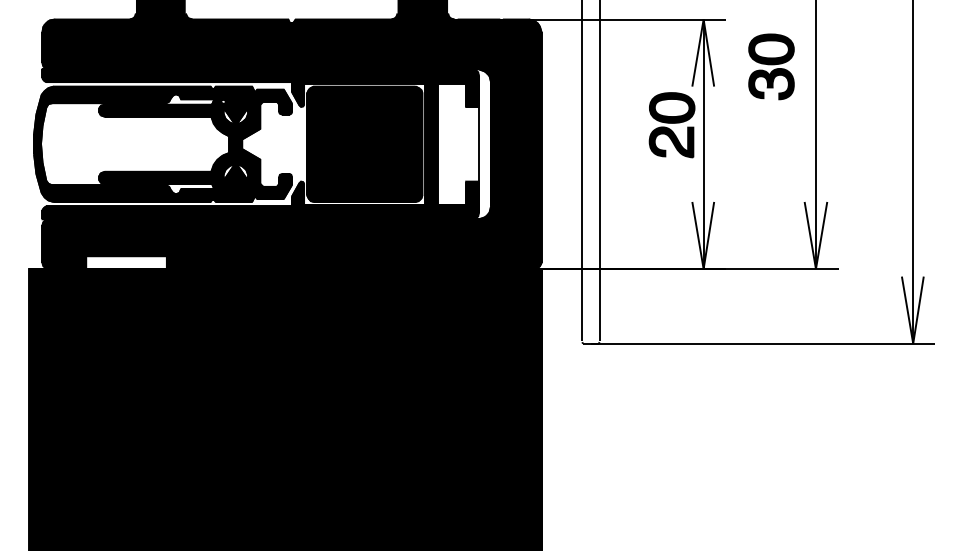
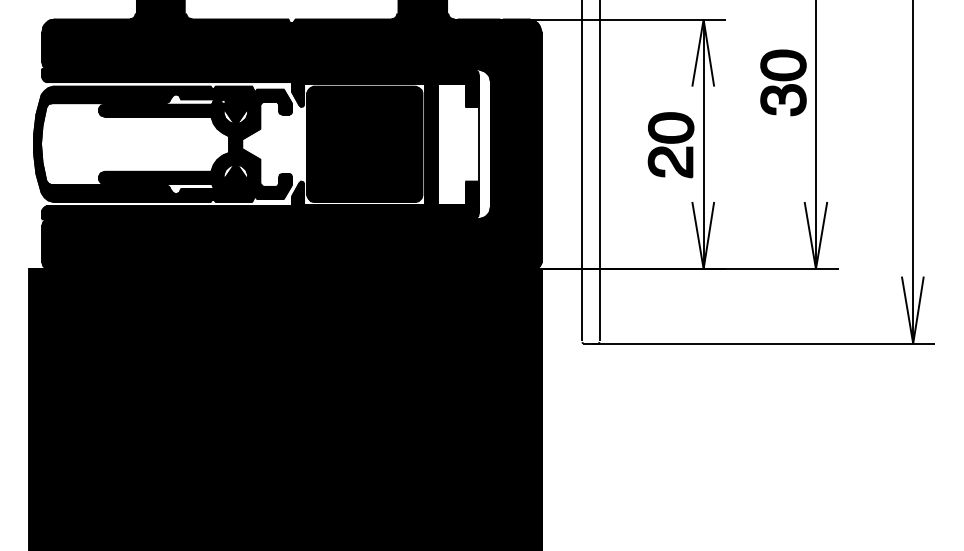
part position: (771, 66) -> (783, 82) (783, 82)
part position: (671, 125) -> (670, 145) (670, 145)
fill: none -> present (126, 262)
